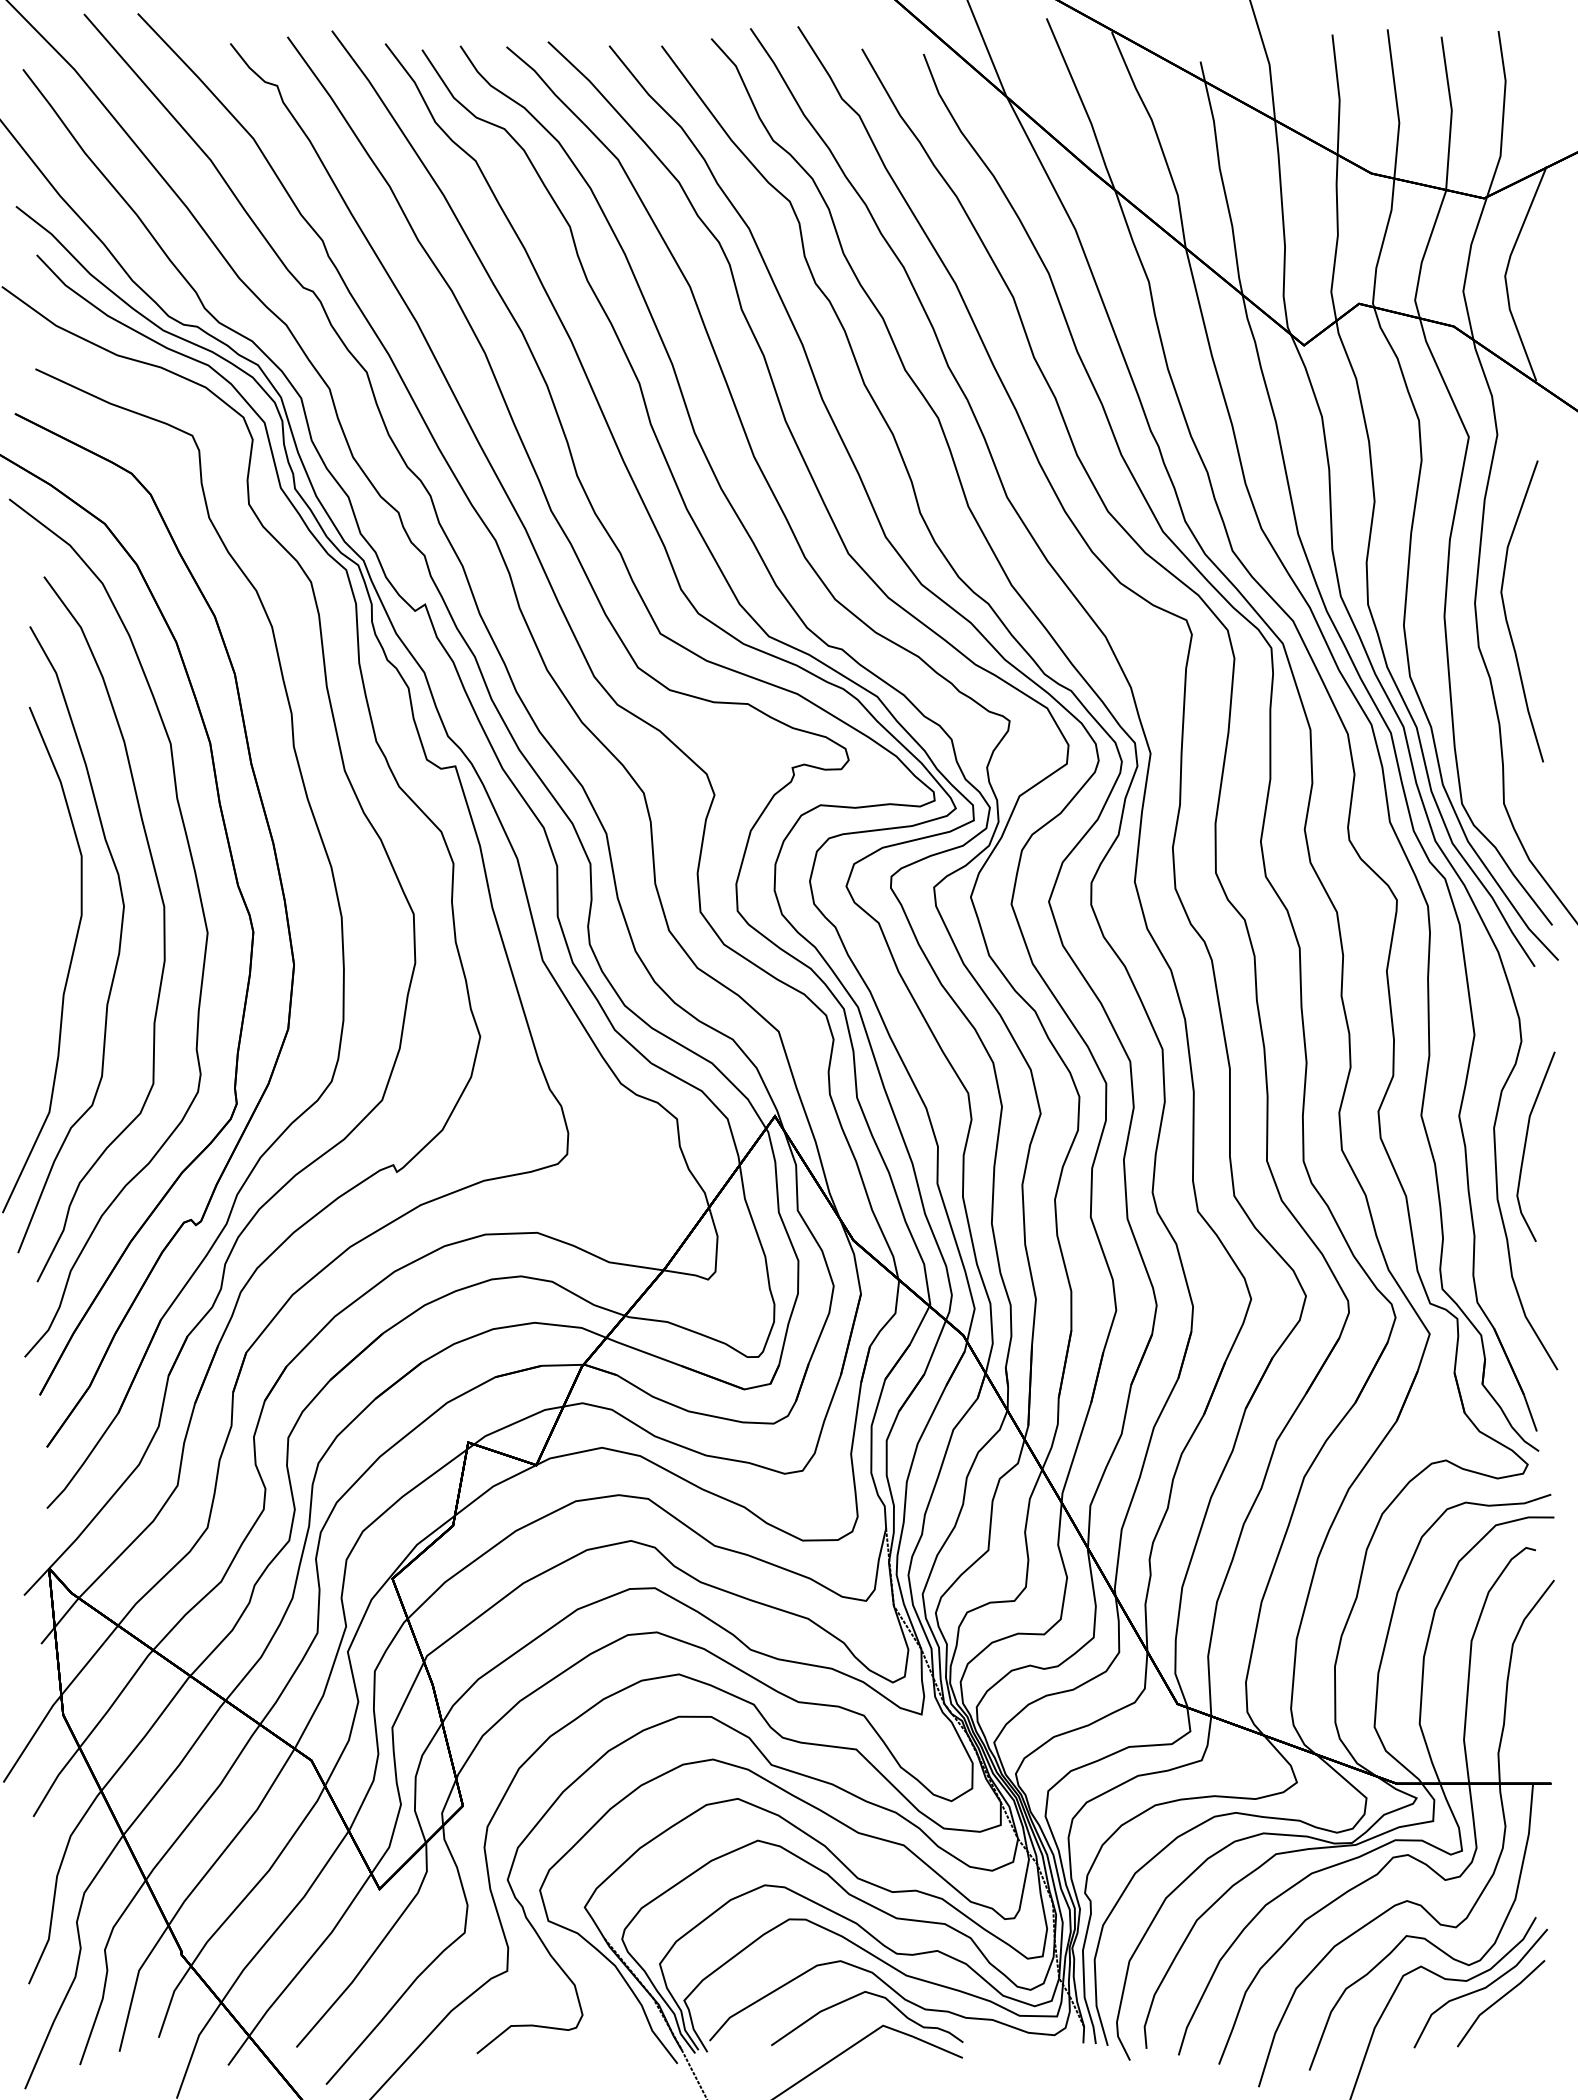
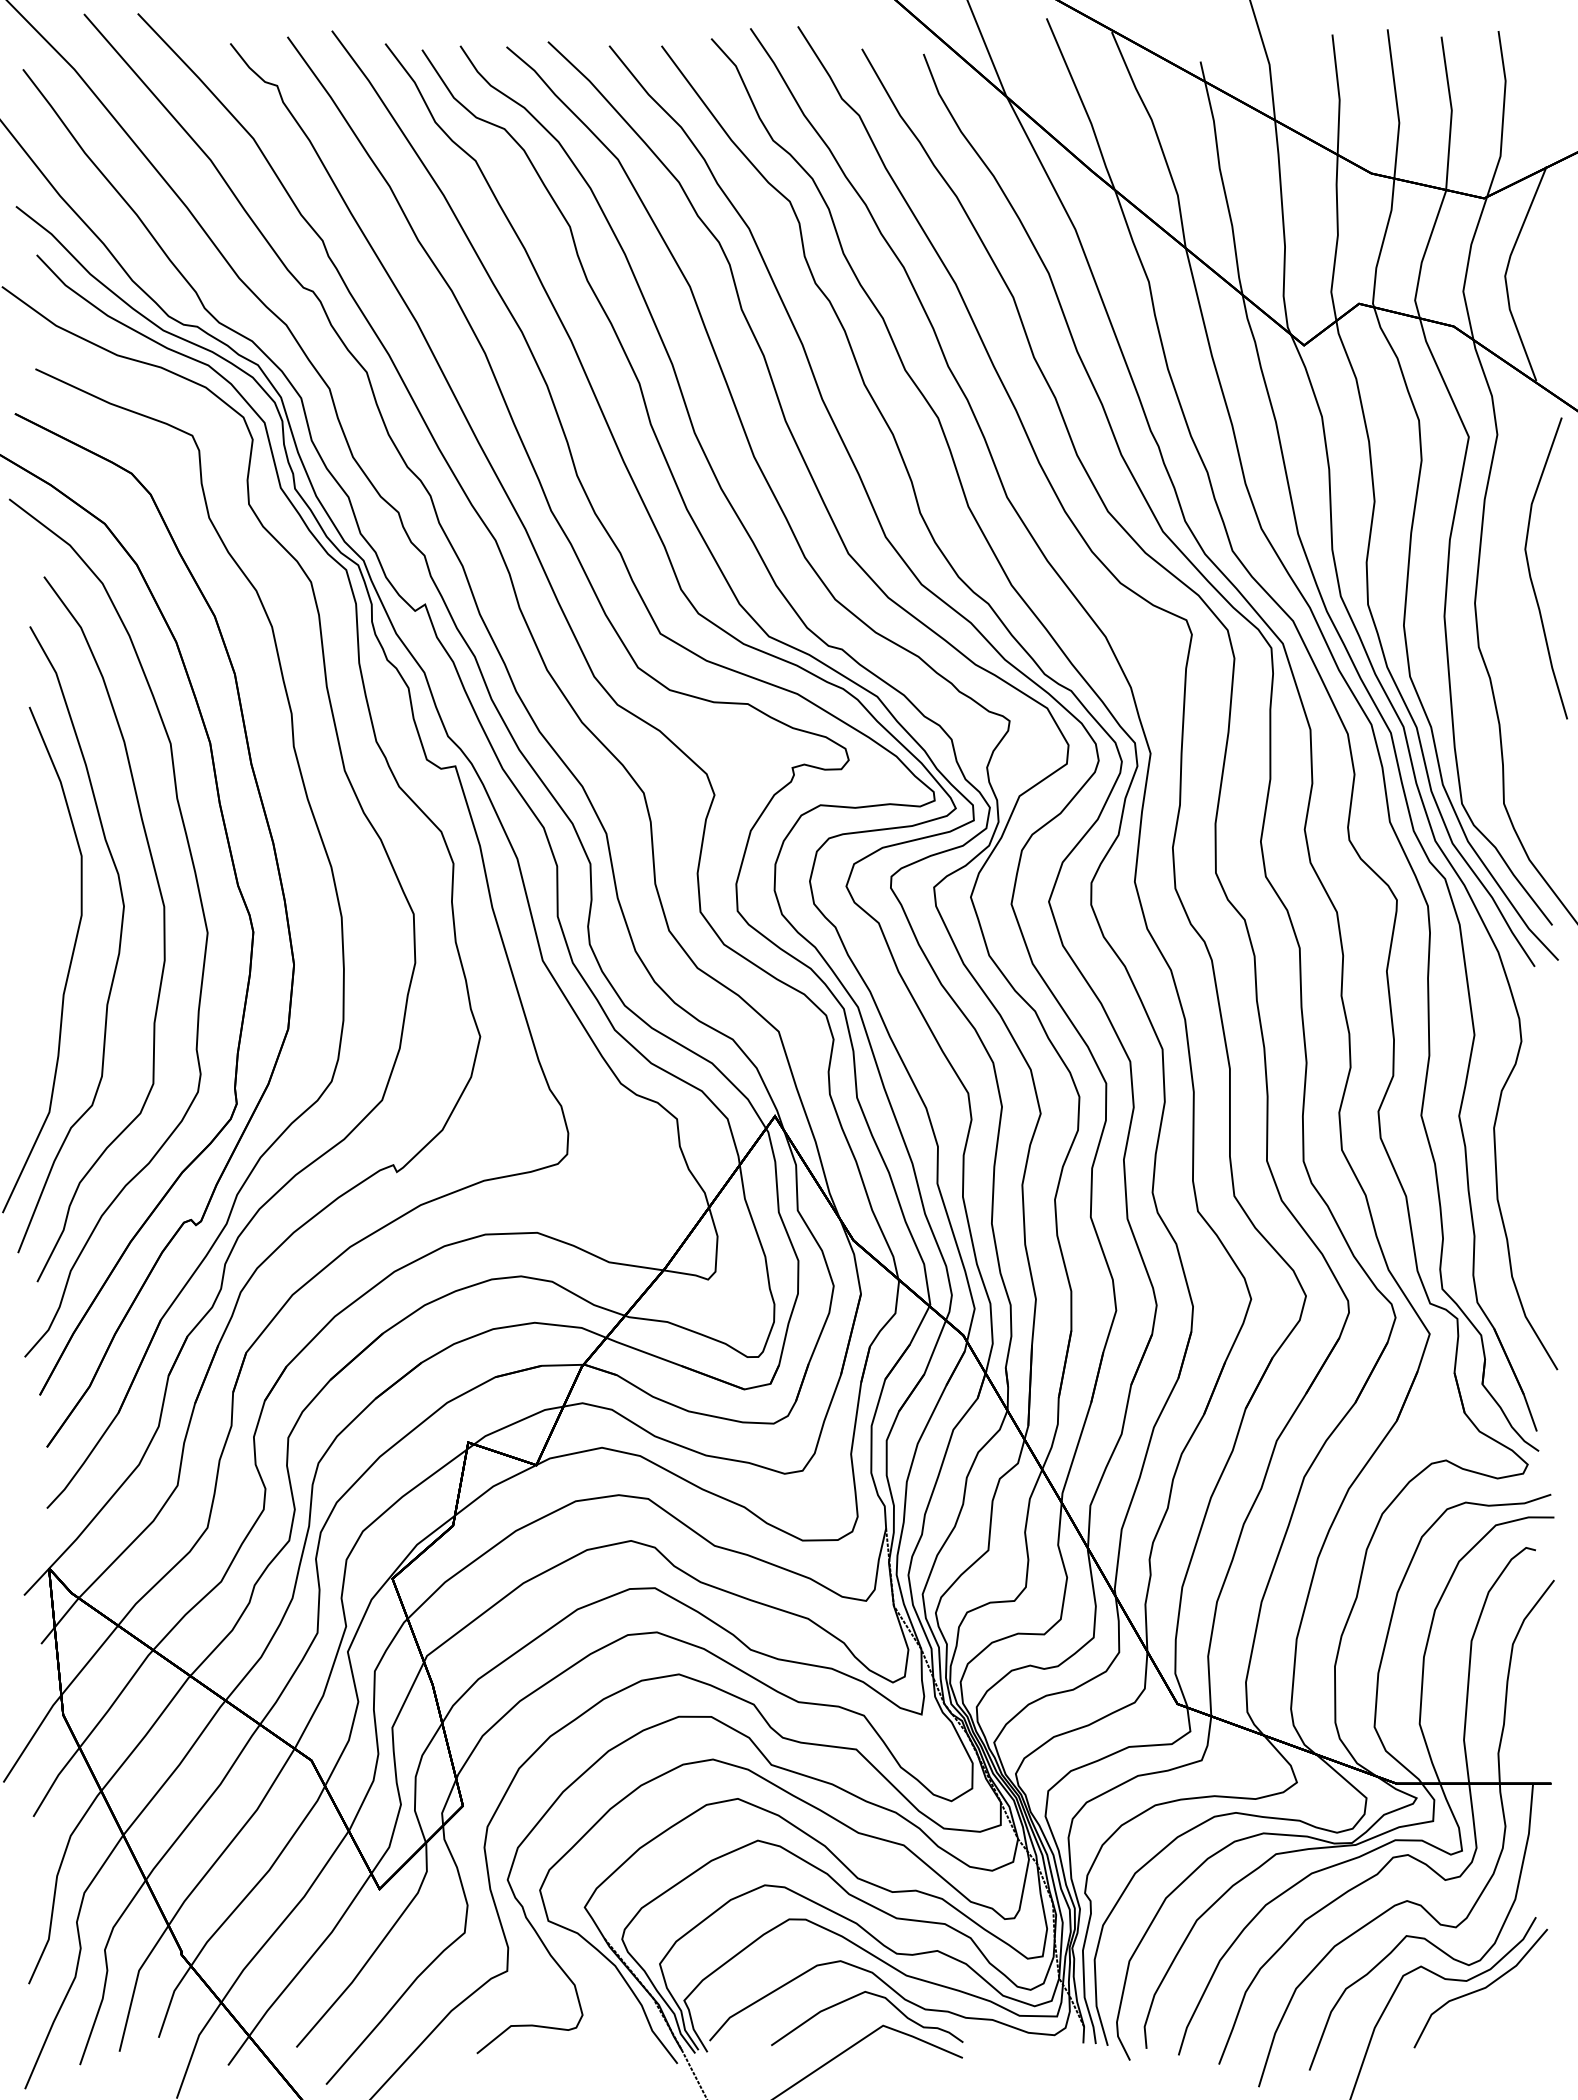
curve position: (1506, 613) -> (1530, 570) (1530, 570)
curve: present -> none (1526, 1144)
line: present -> none (1498, 2001)
